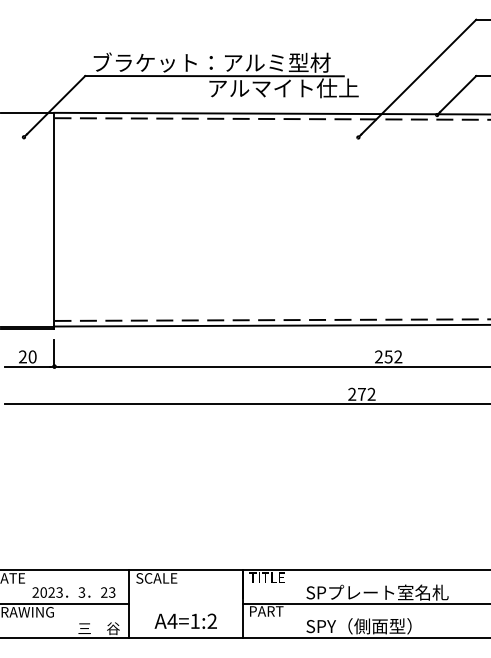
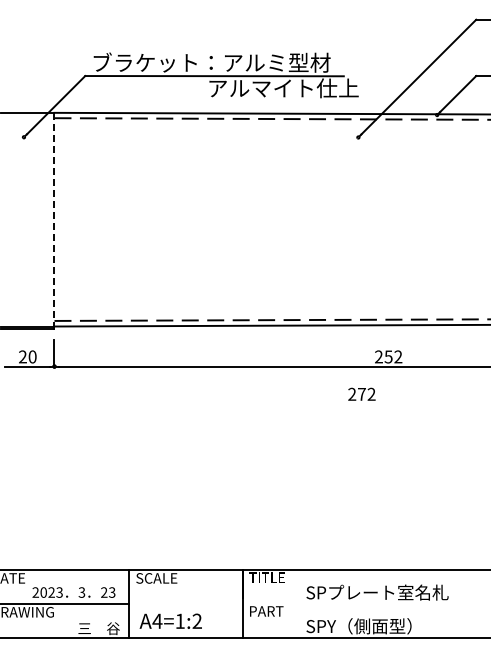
line: solid -> dashed (54, 219)
line: present -> none (246, 404)
line: present -> none (365, 604)
text position: (185, 620) -> (170, 620) (170, 620)
